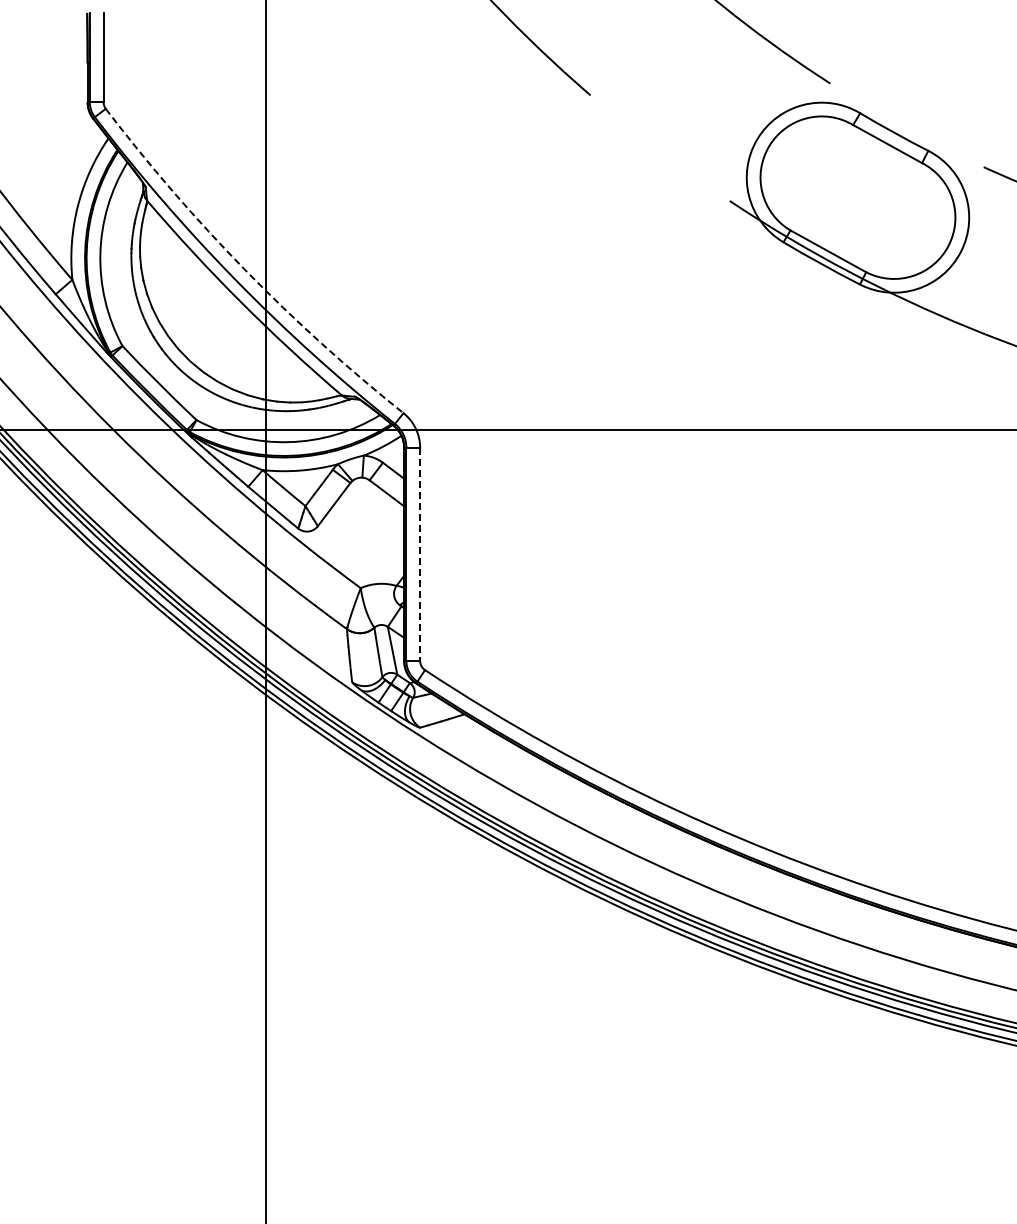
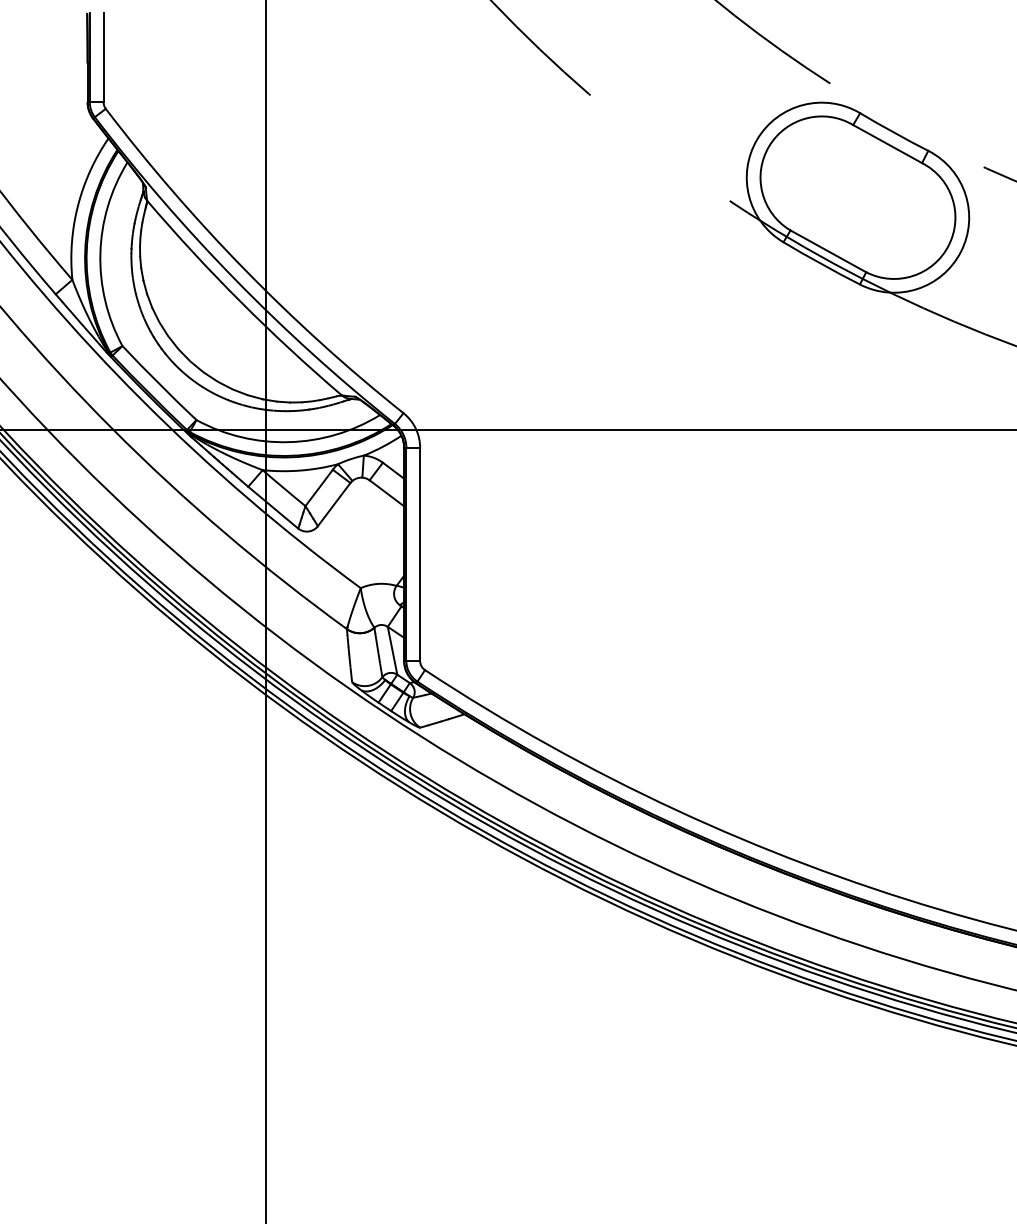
arc: dashed -> solid (245, 270)
line: dashed -> solid (420, 554)
